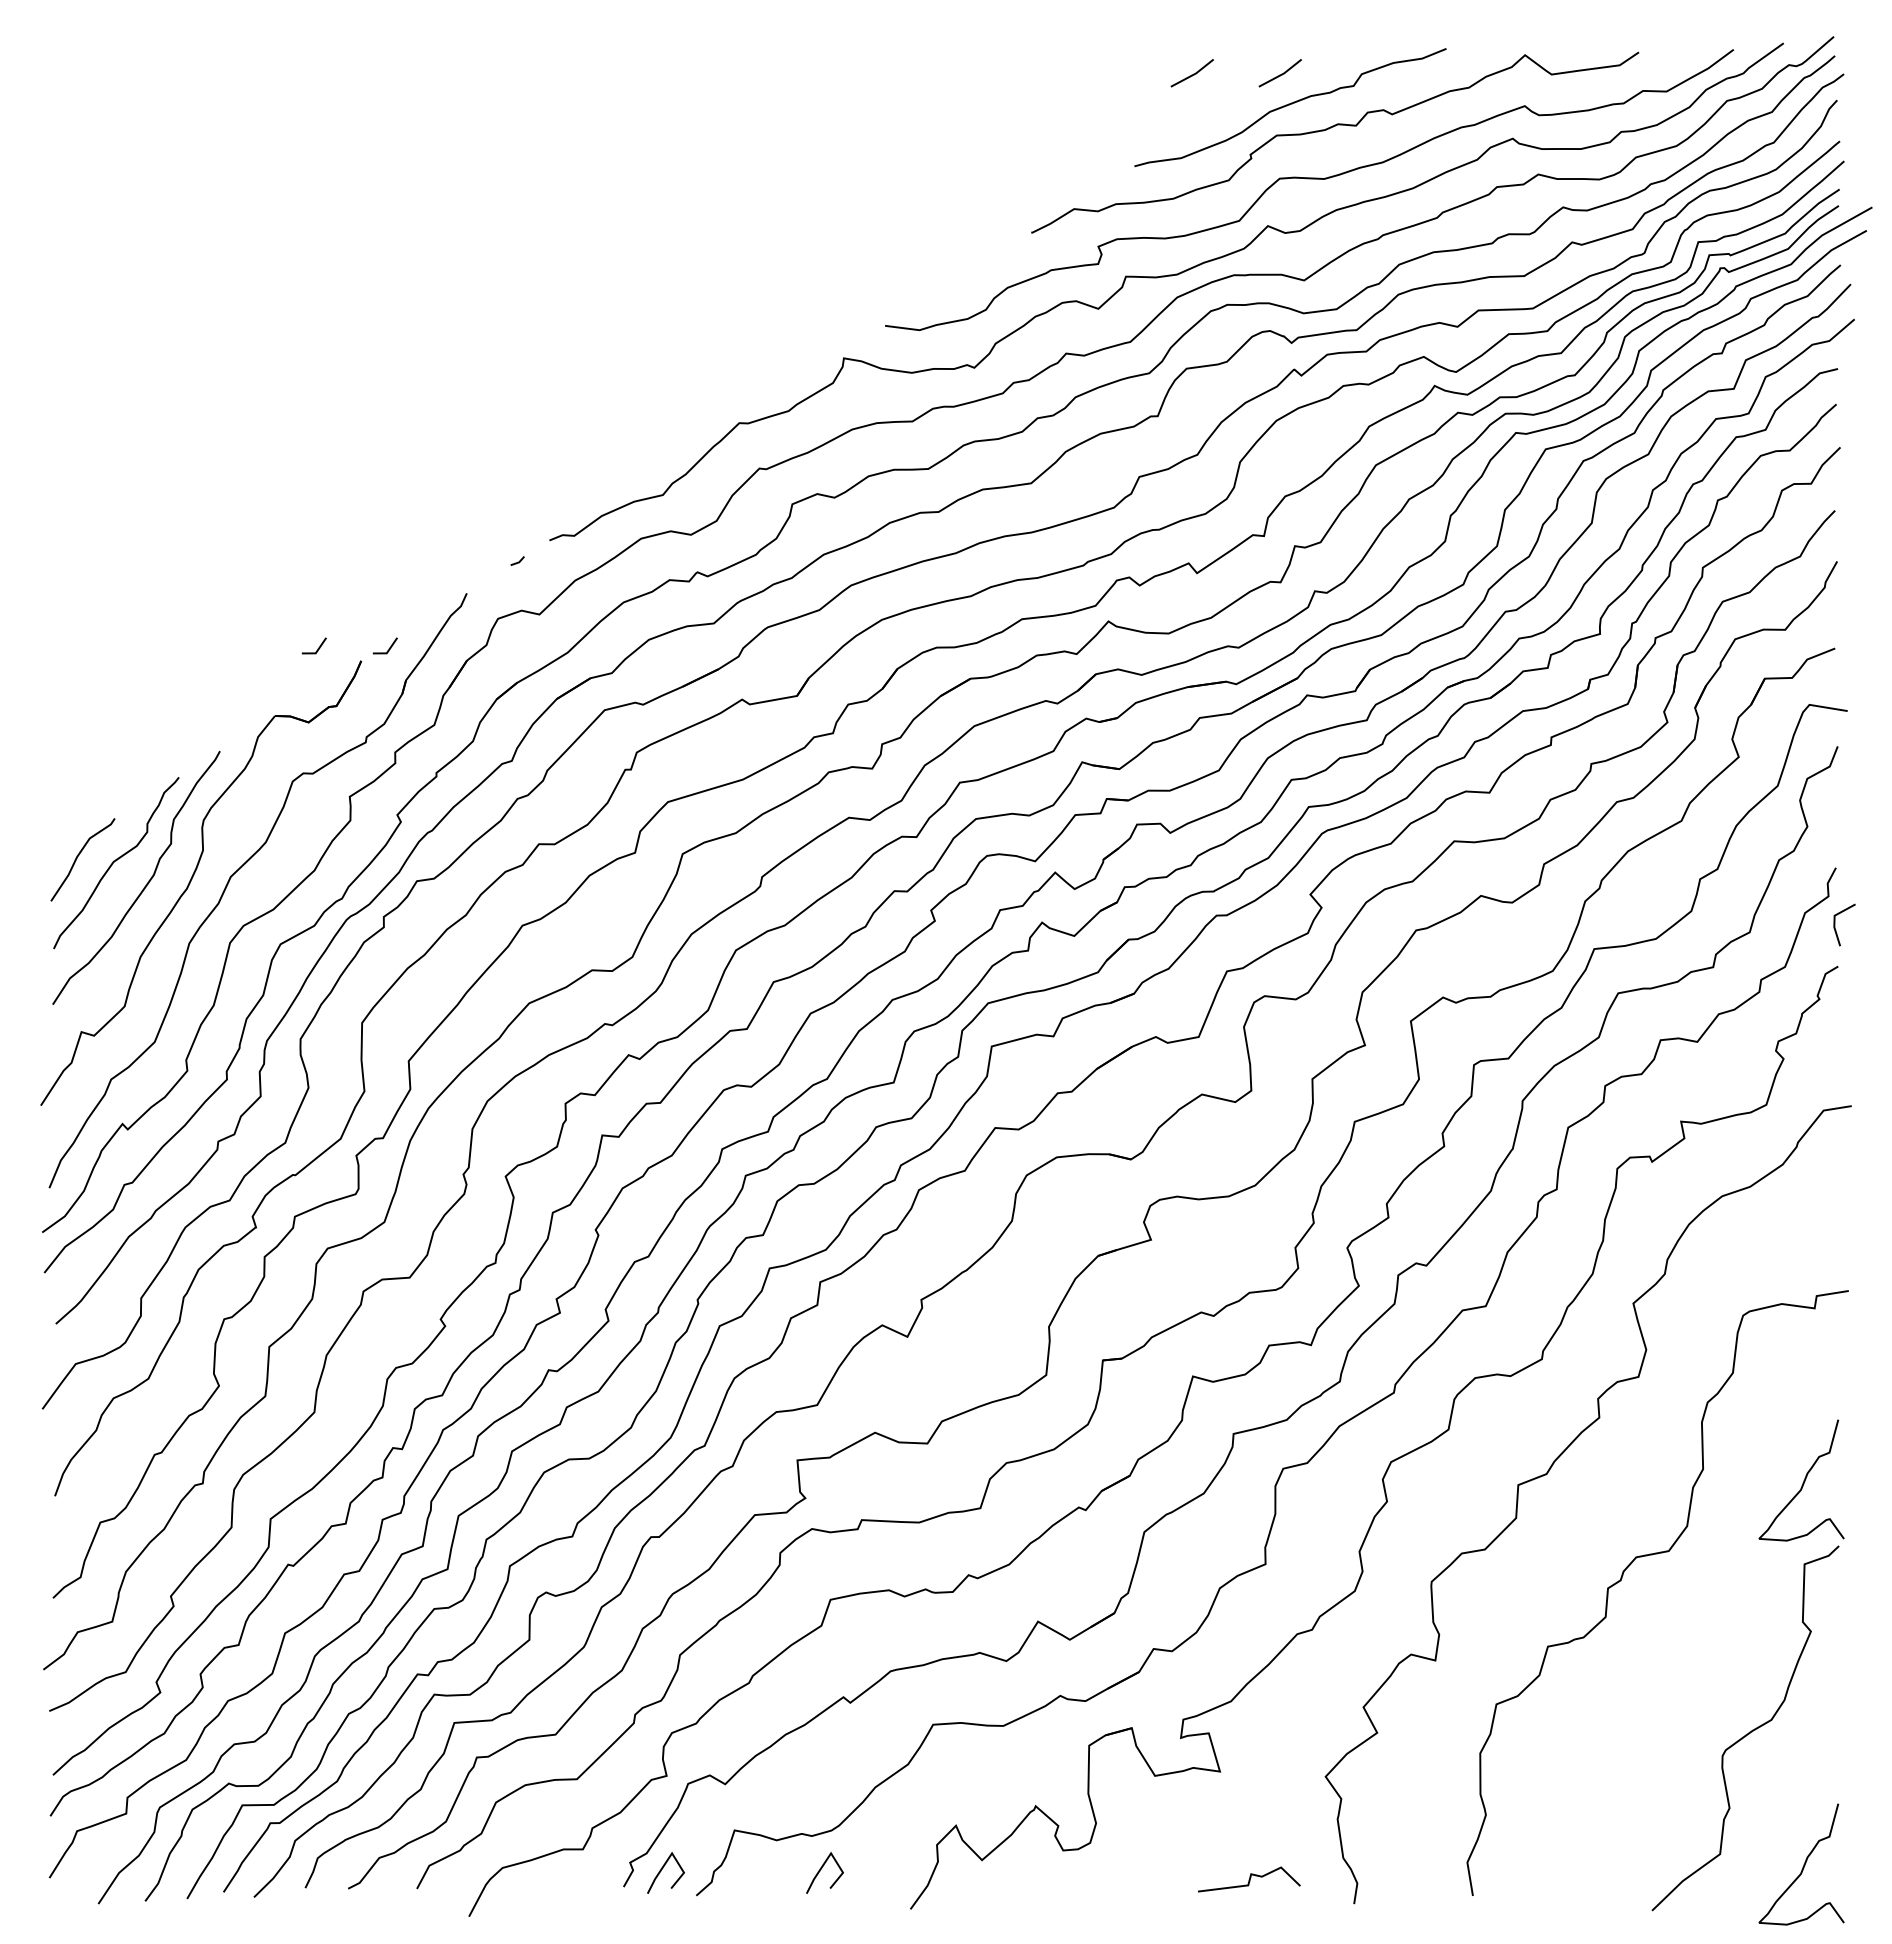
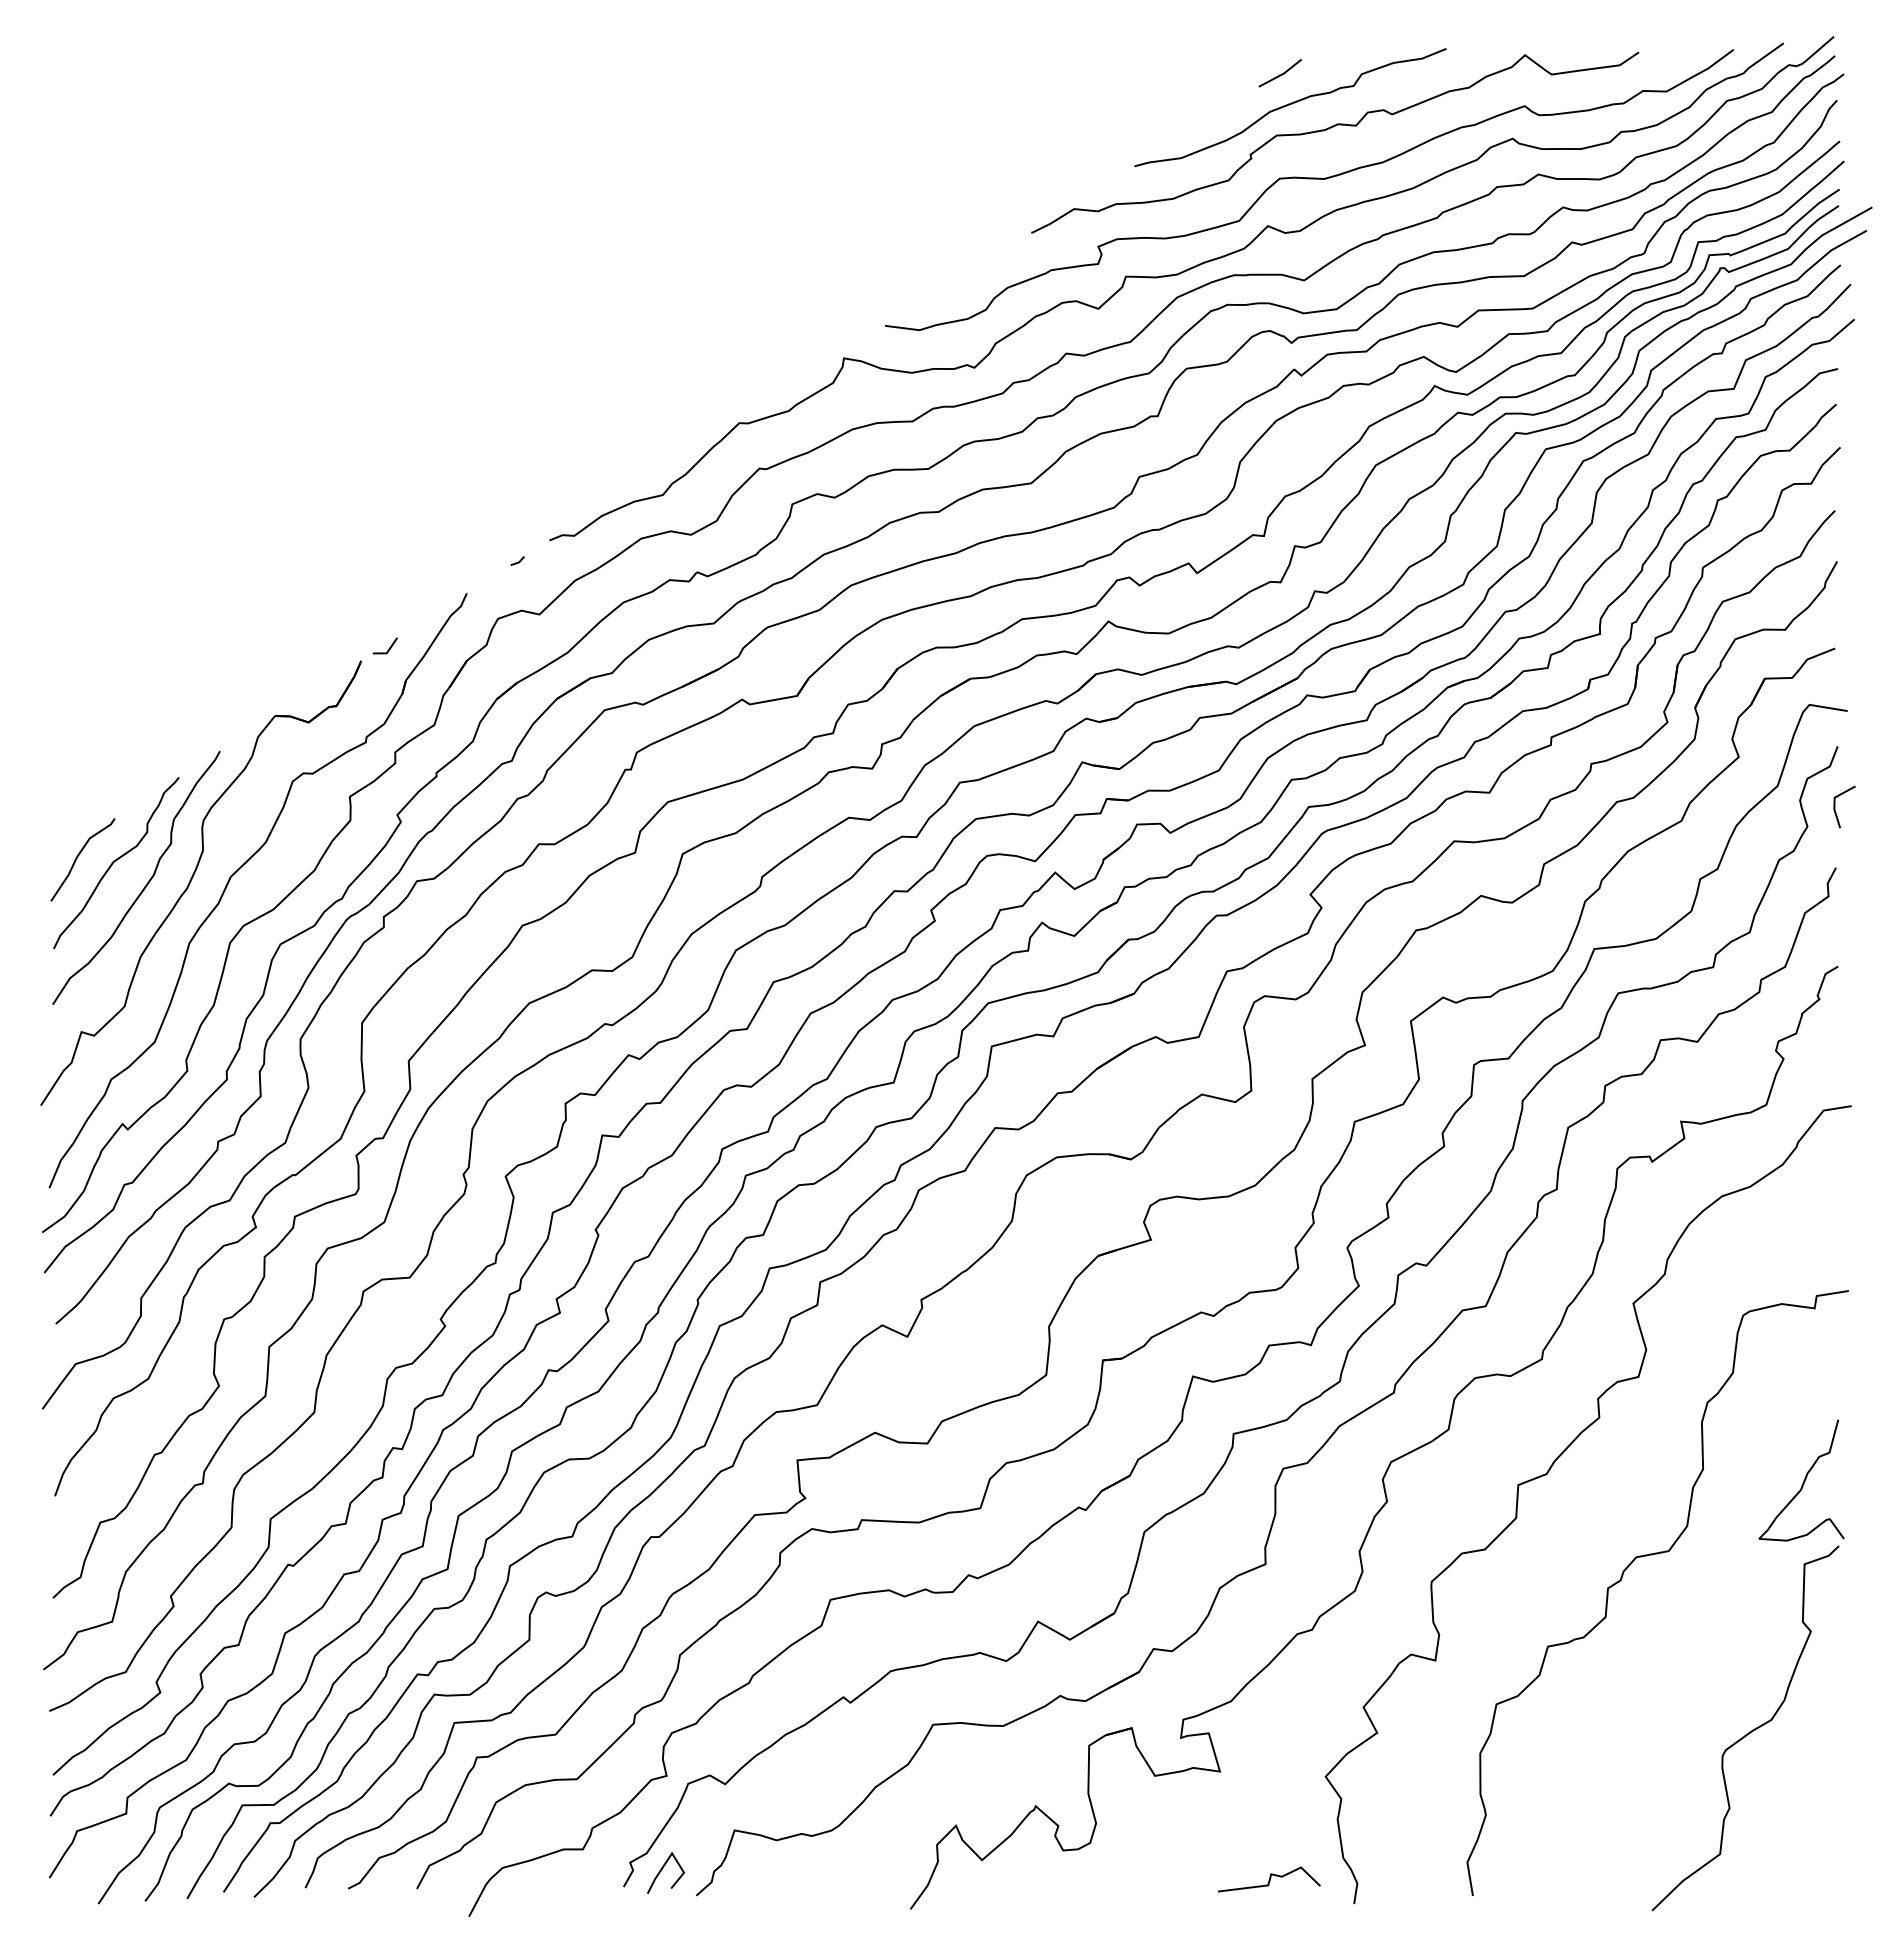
line: present -> none (1191, 74)
line: present -> none (317, 648)
line position: (1835, 924) -> (1835, 806) (1835, 806)
curve: present -> none (1803, 1864)
line: present -> none (820, 1871)
curve position: (1249, 1879) -> (1269, 1879) (1269, 1879)
